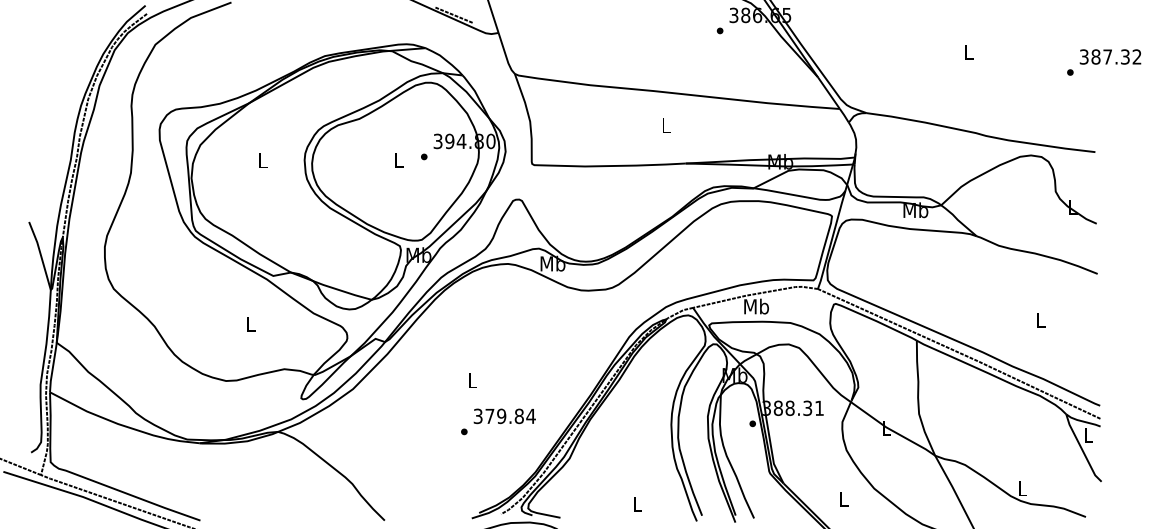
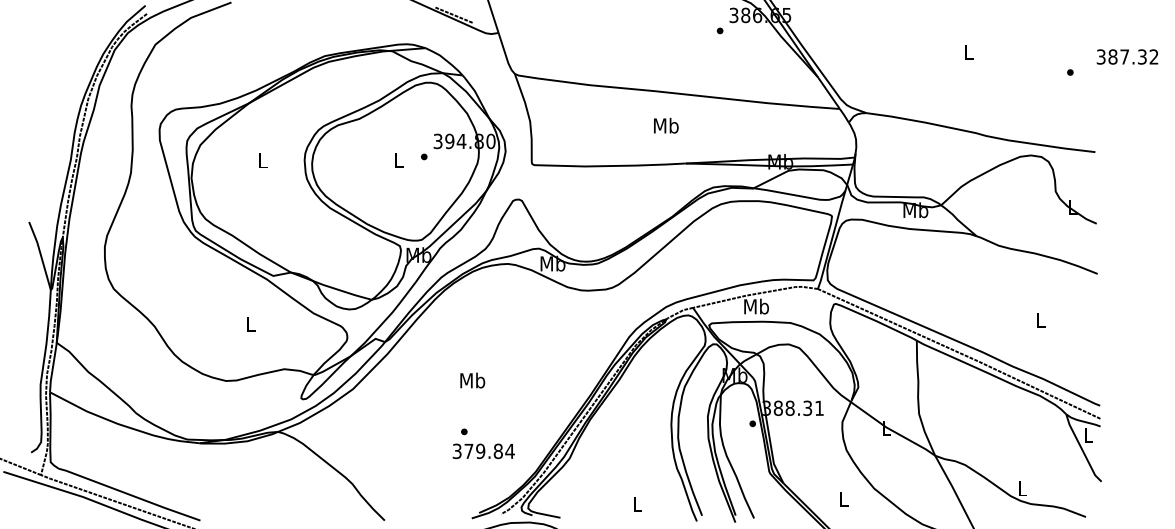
text position: (1110, 56) -> (1127, 56) (1127, 56)
text: L -> Mb (666, 125)
text: L -> Mb (472, 380)
text position: (504, 416) -> (483, 451) (483, 451)
